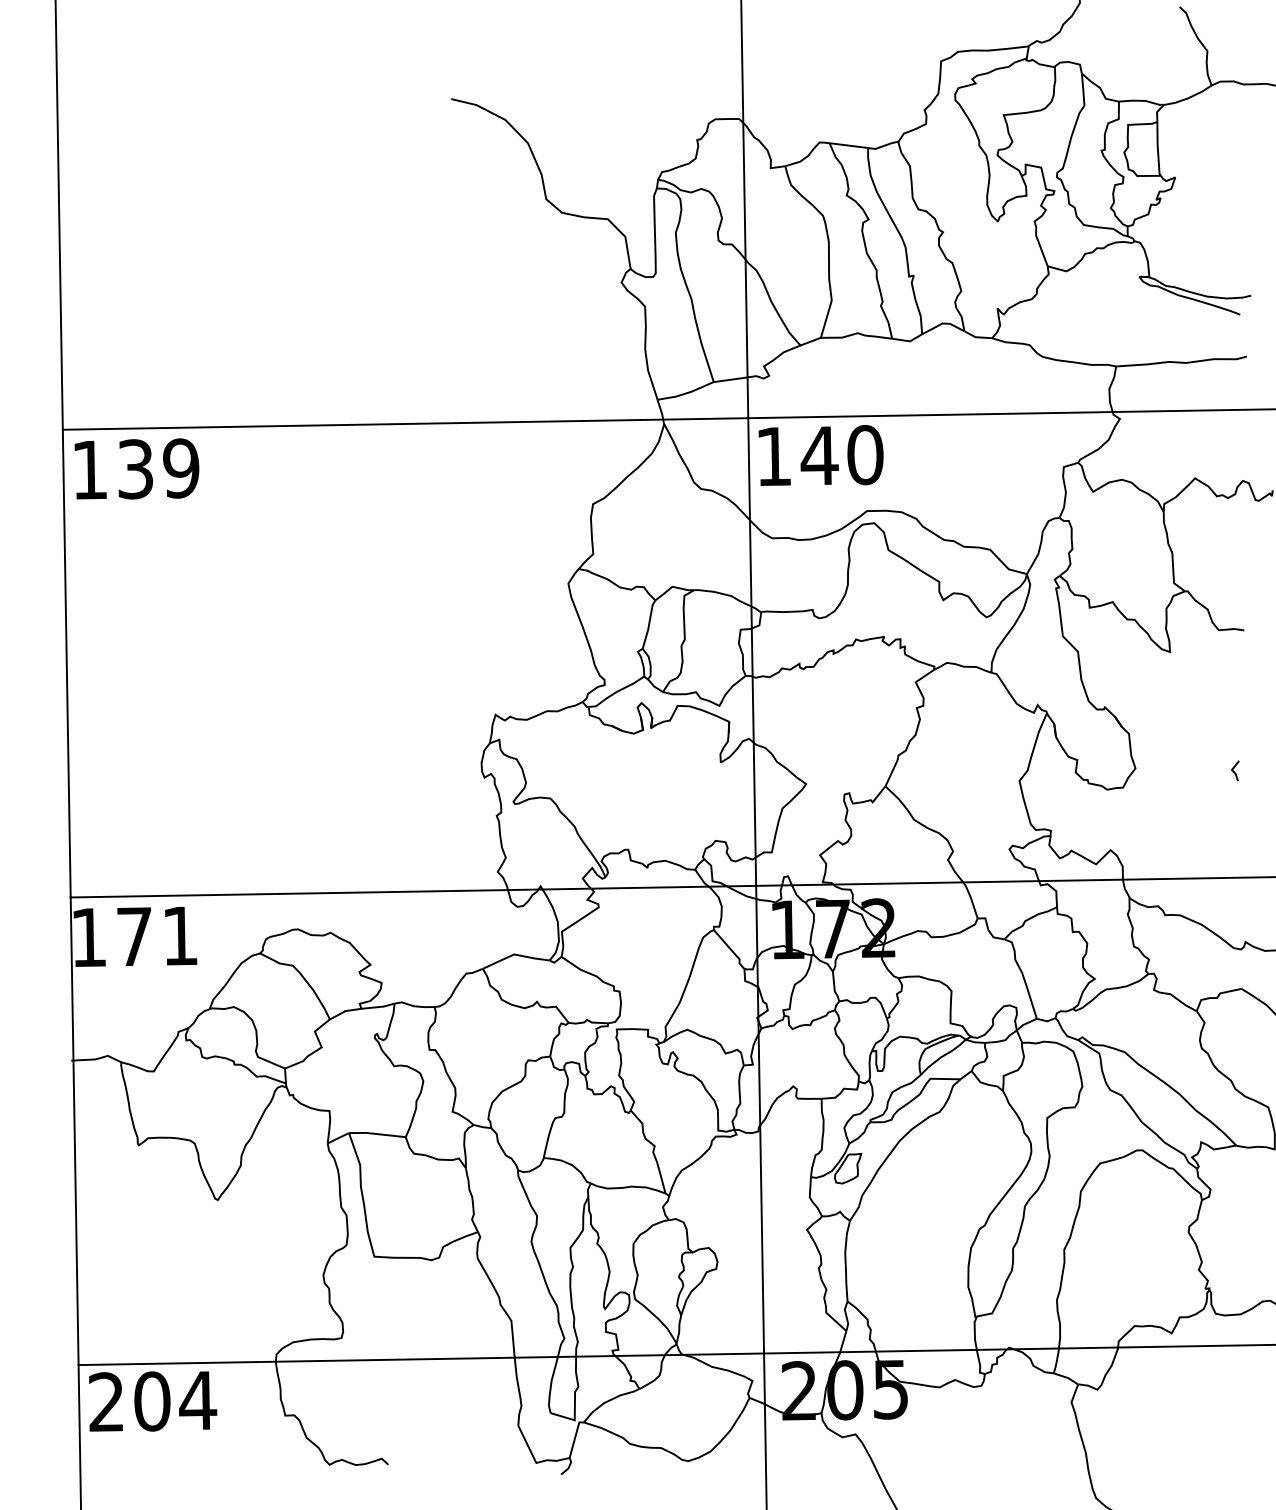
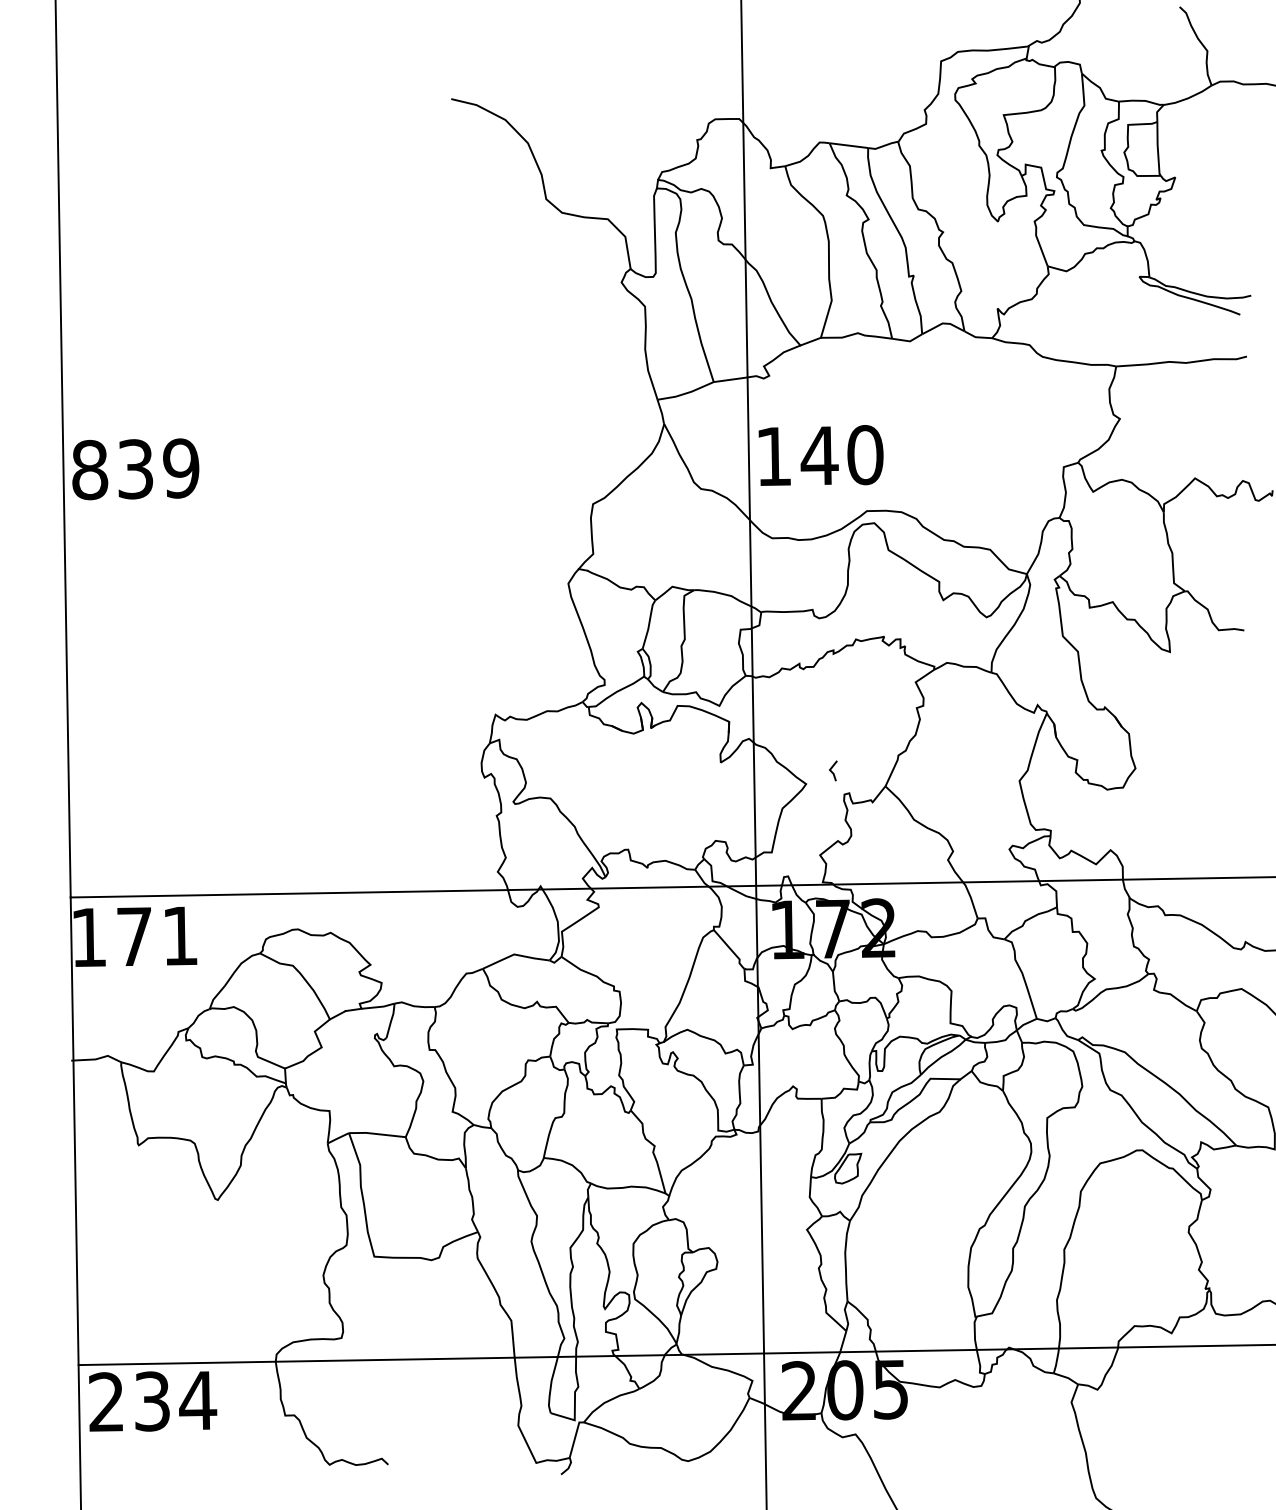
line: present -> none (667, 419)
text: 139 -> 839 (90, 469)
line position: (1234, 771) -> (832, 771) (832, 771)
text: 204 -> 234 (152, 1401)
